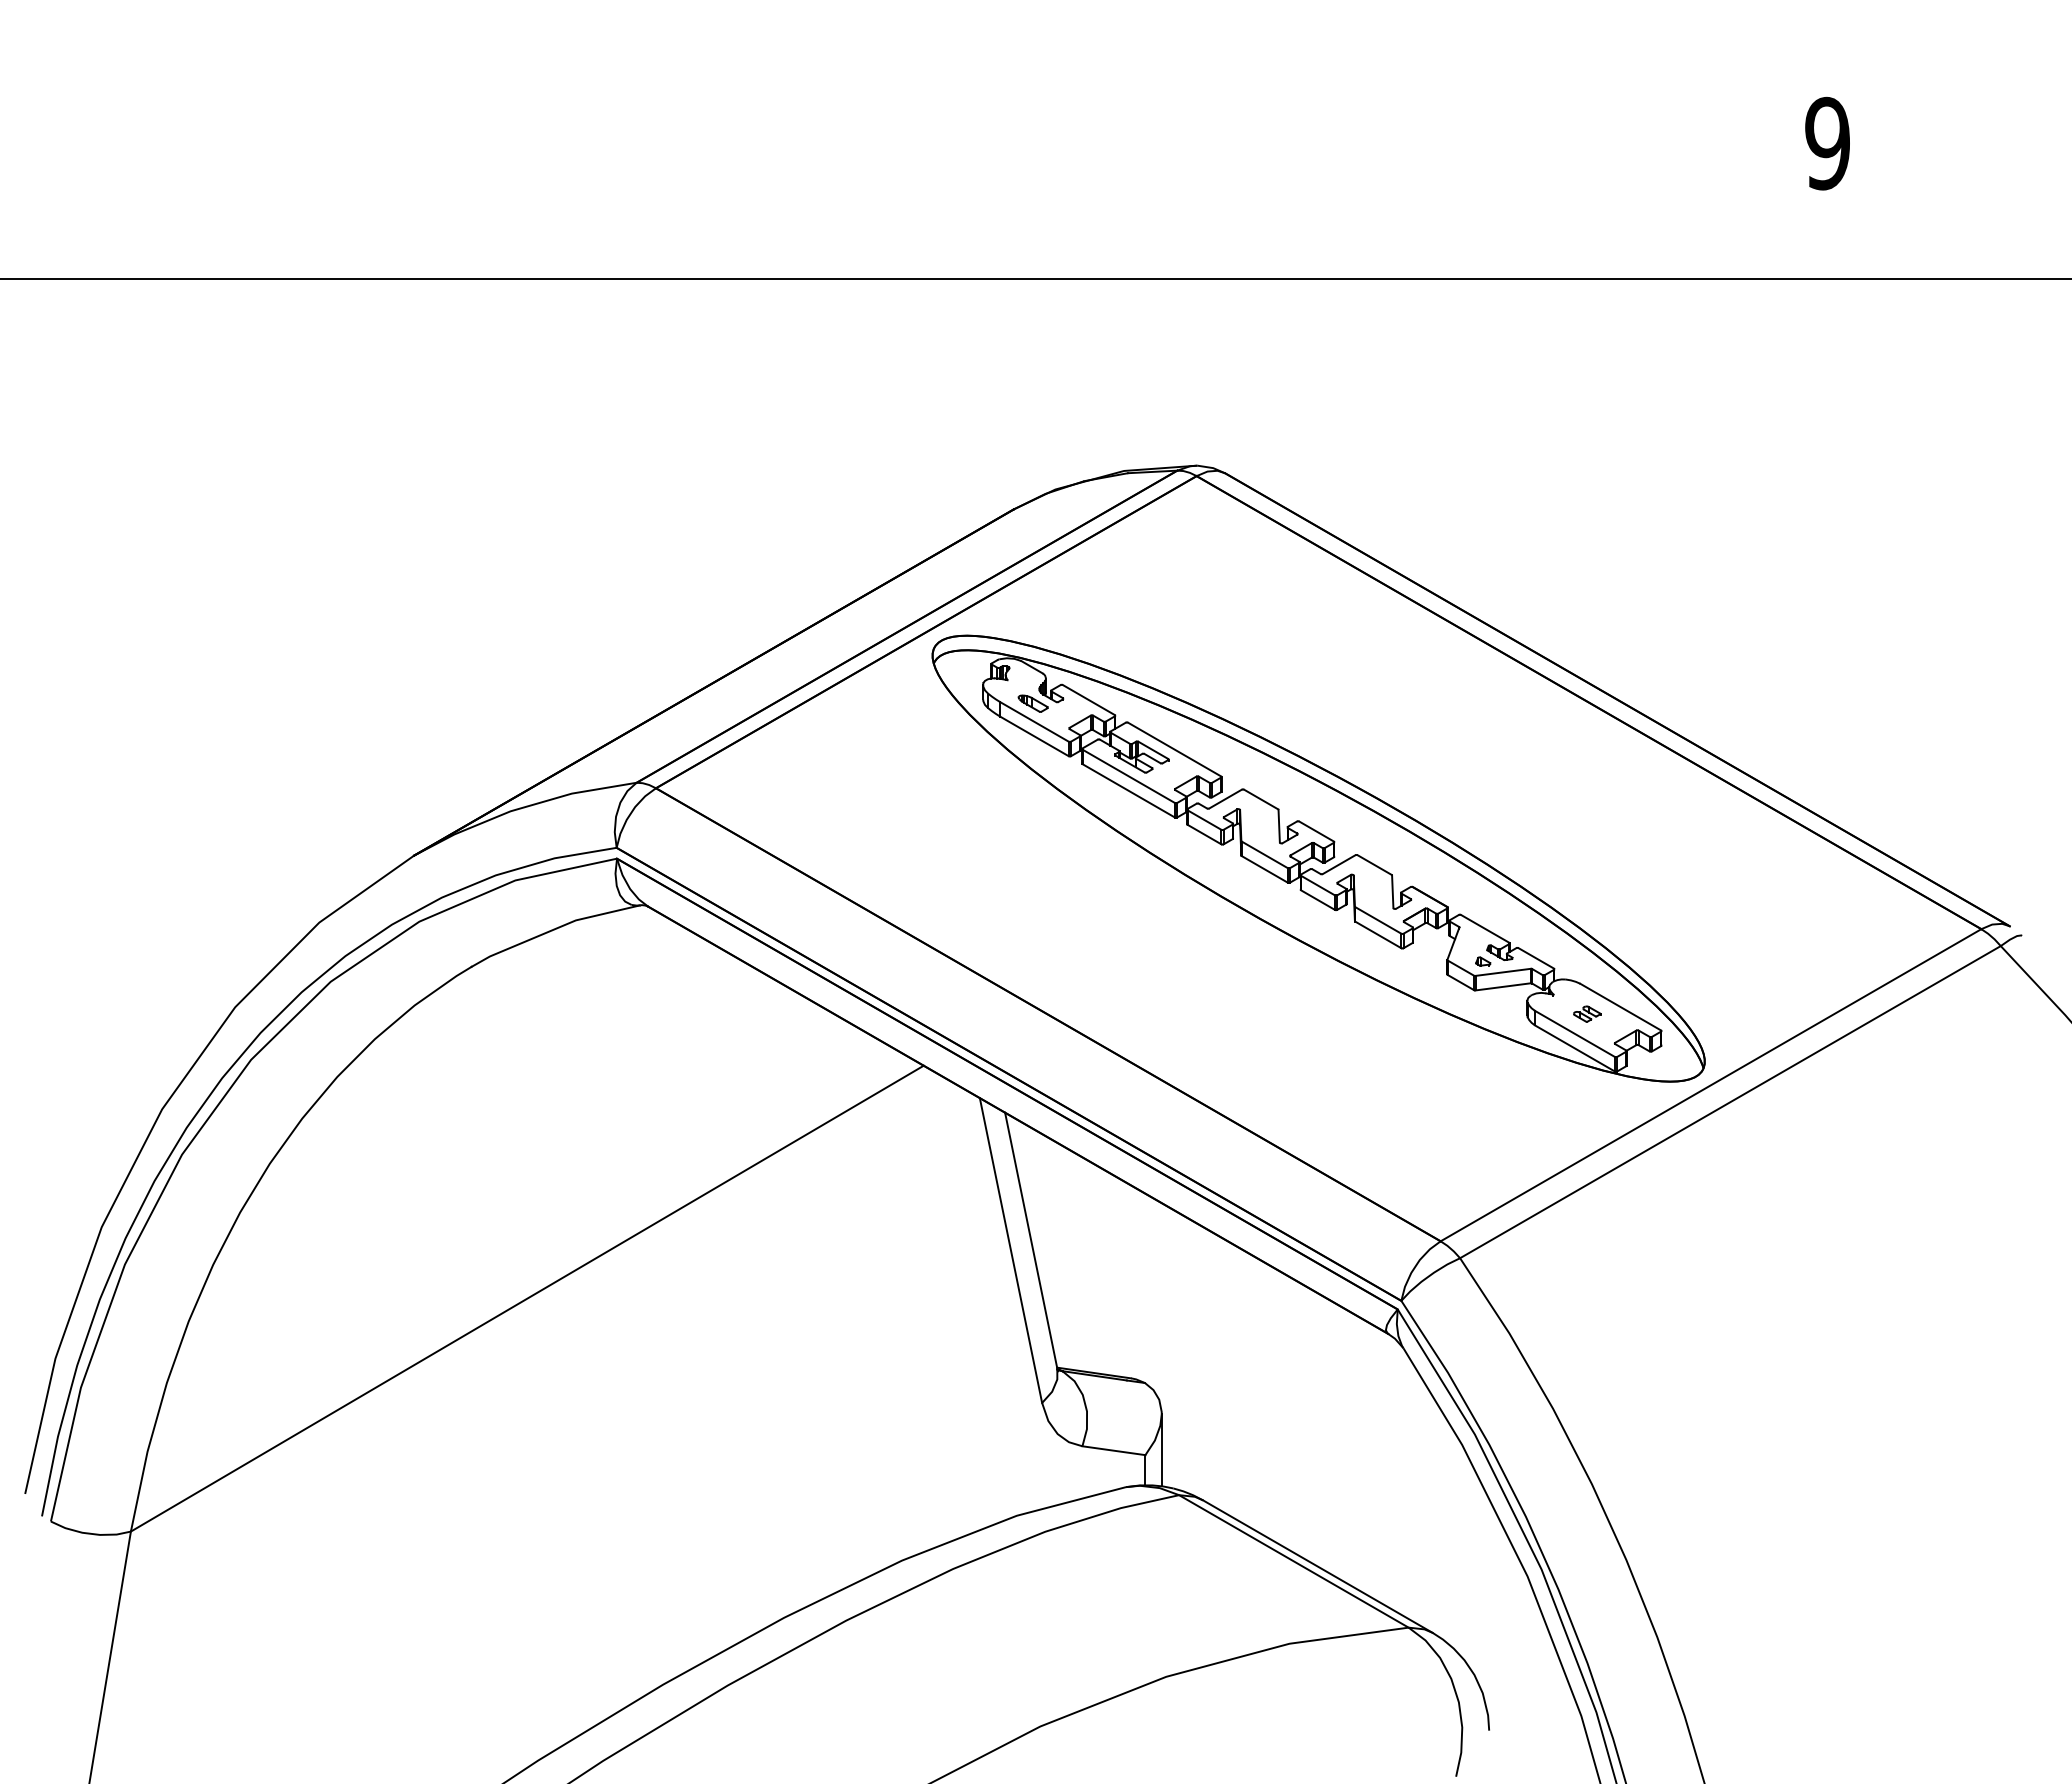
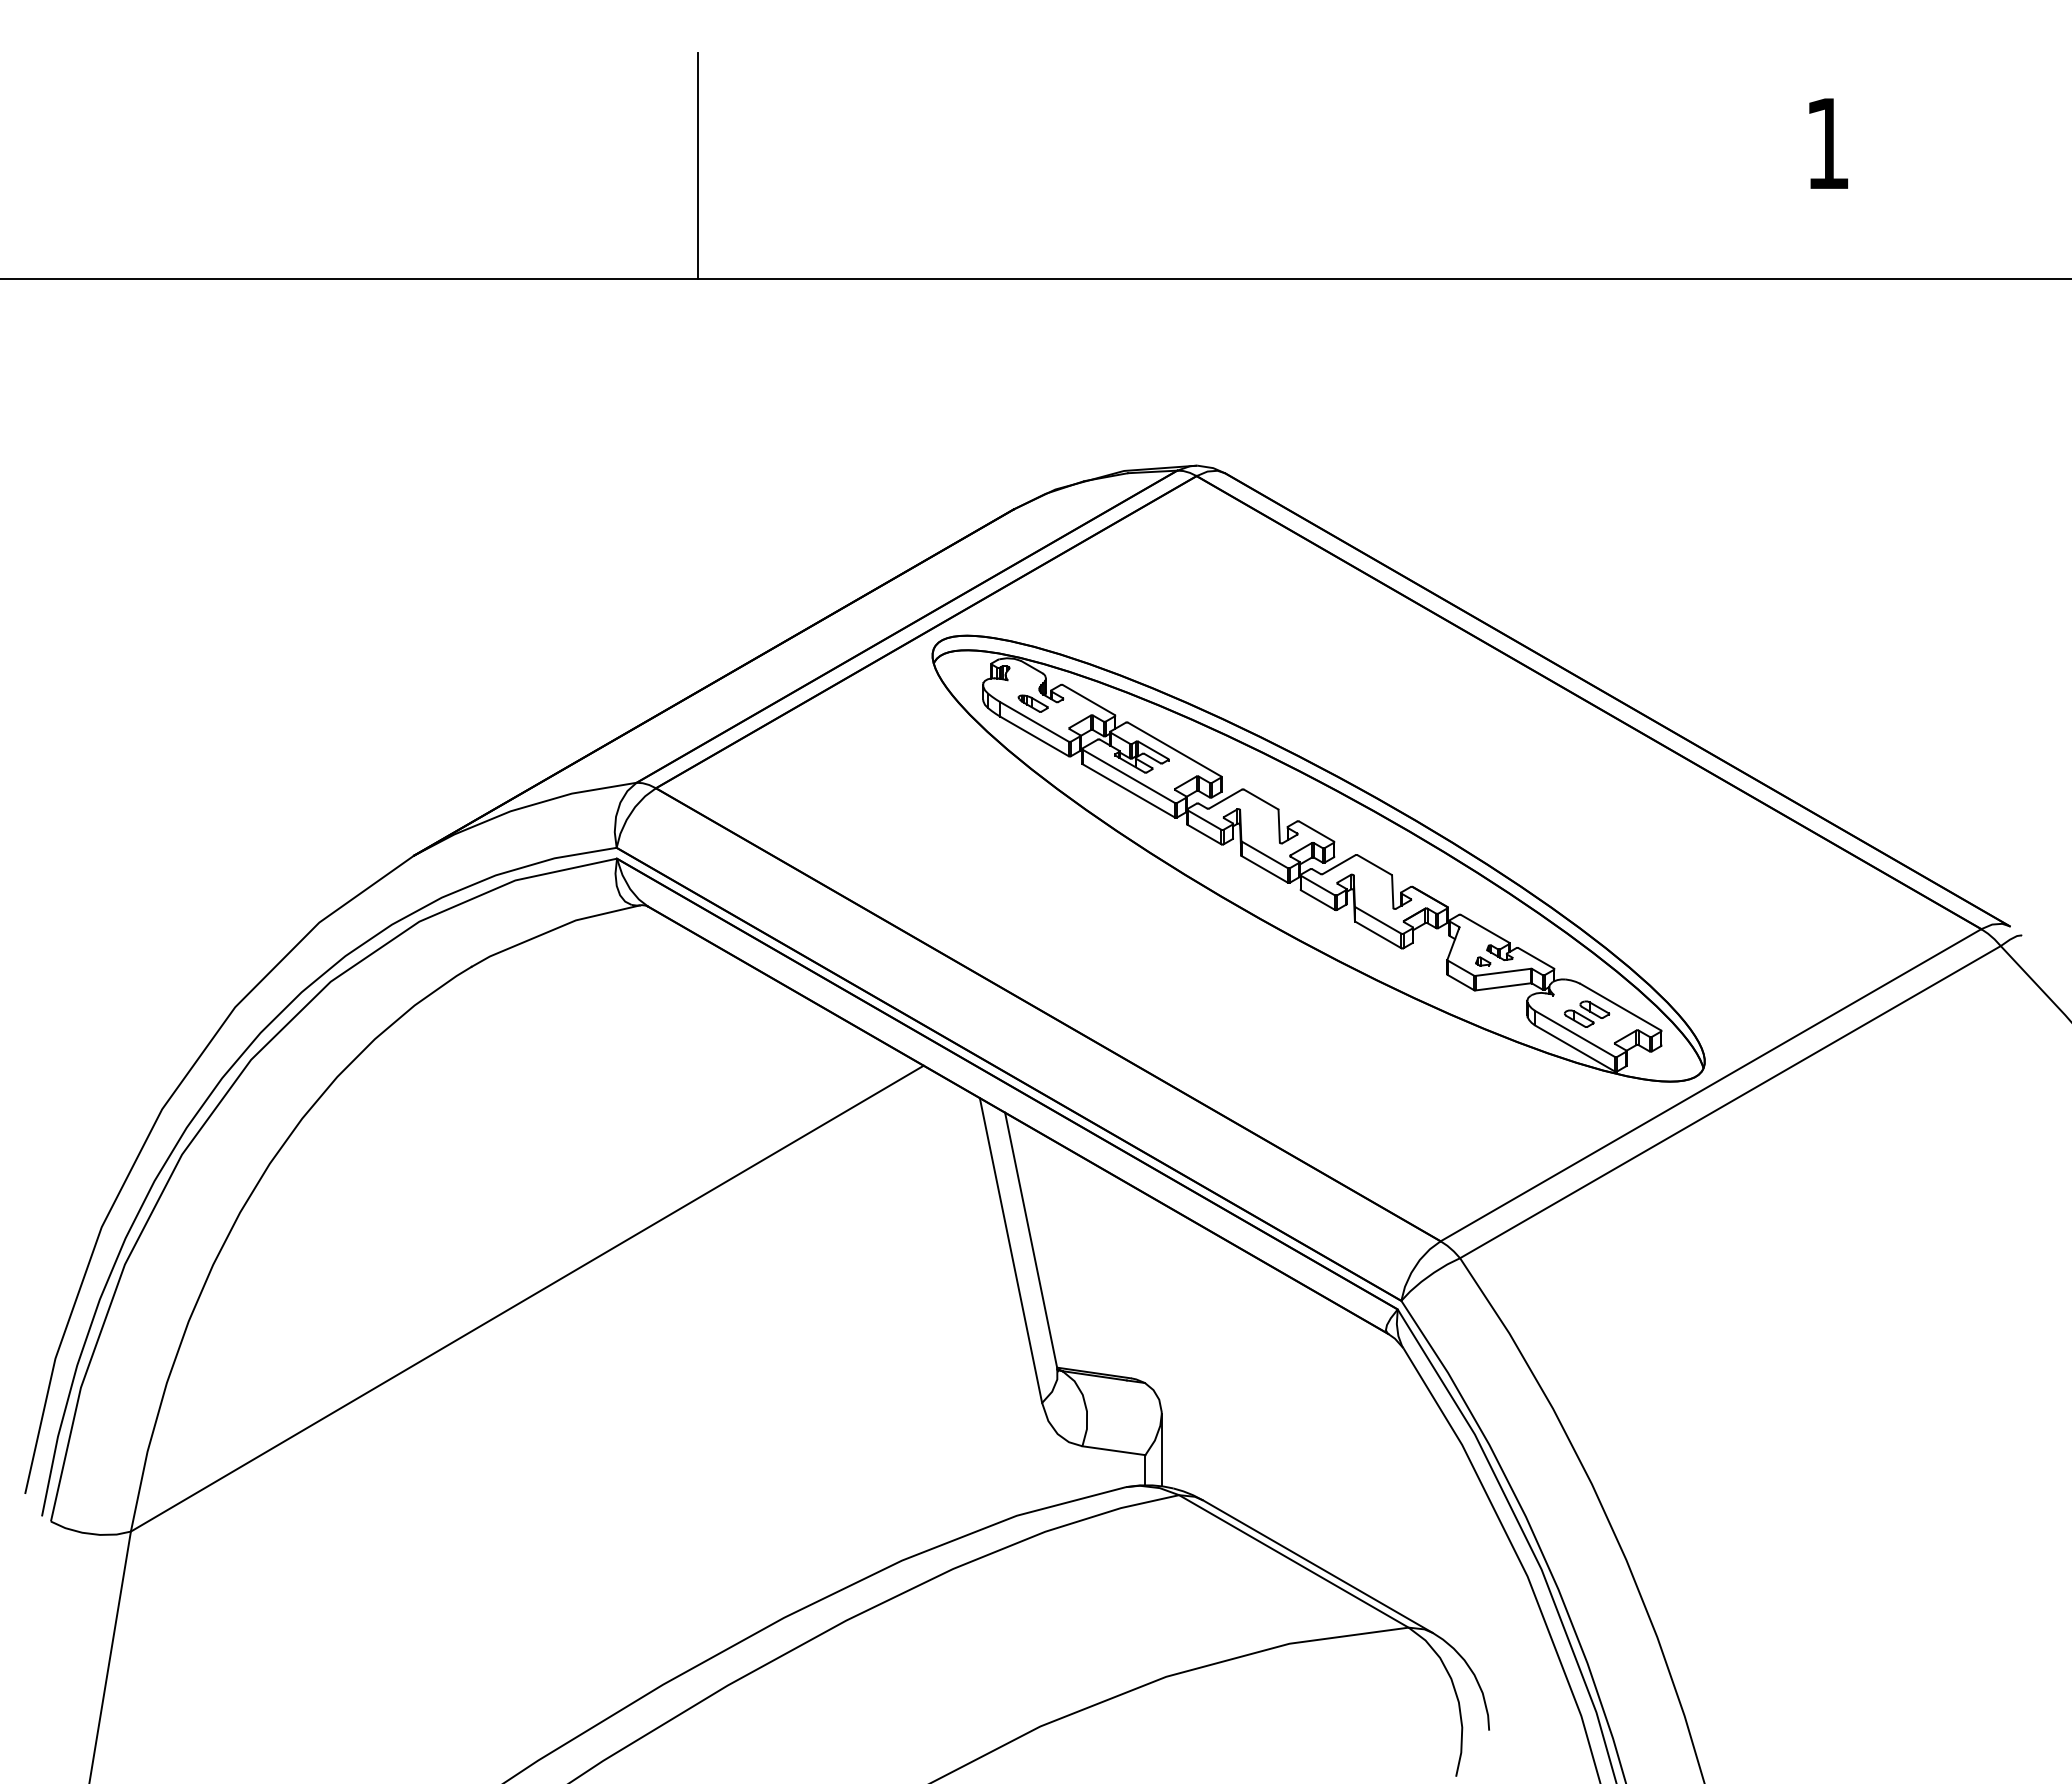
text: 9 -> 1 (1827, 143)
line: none -> present (698, 166)
part size: 29x18 px -> 47x28 px (1587, 1013)
